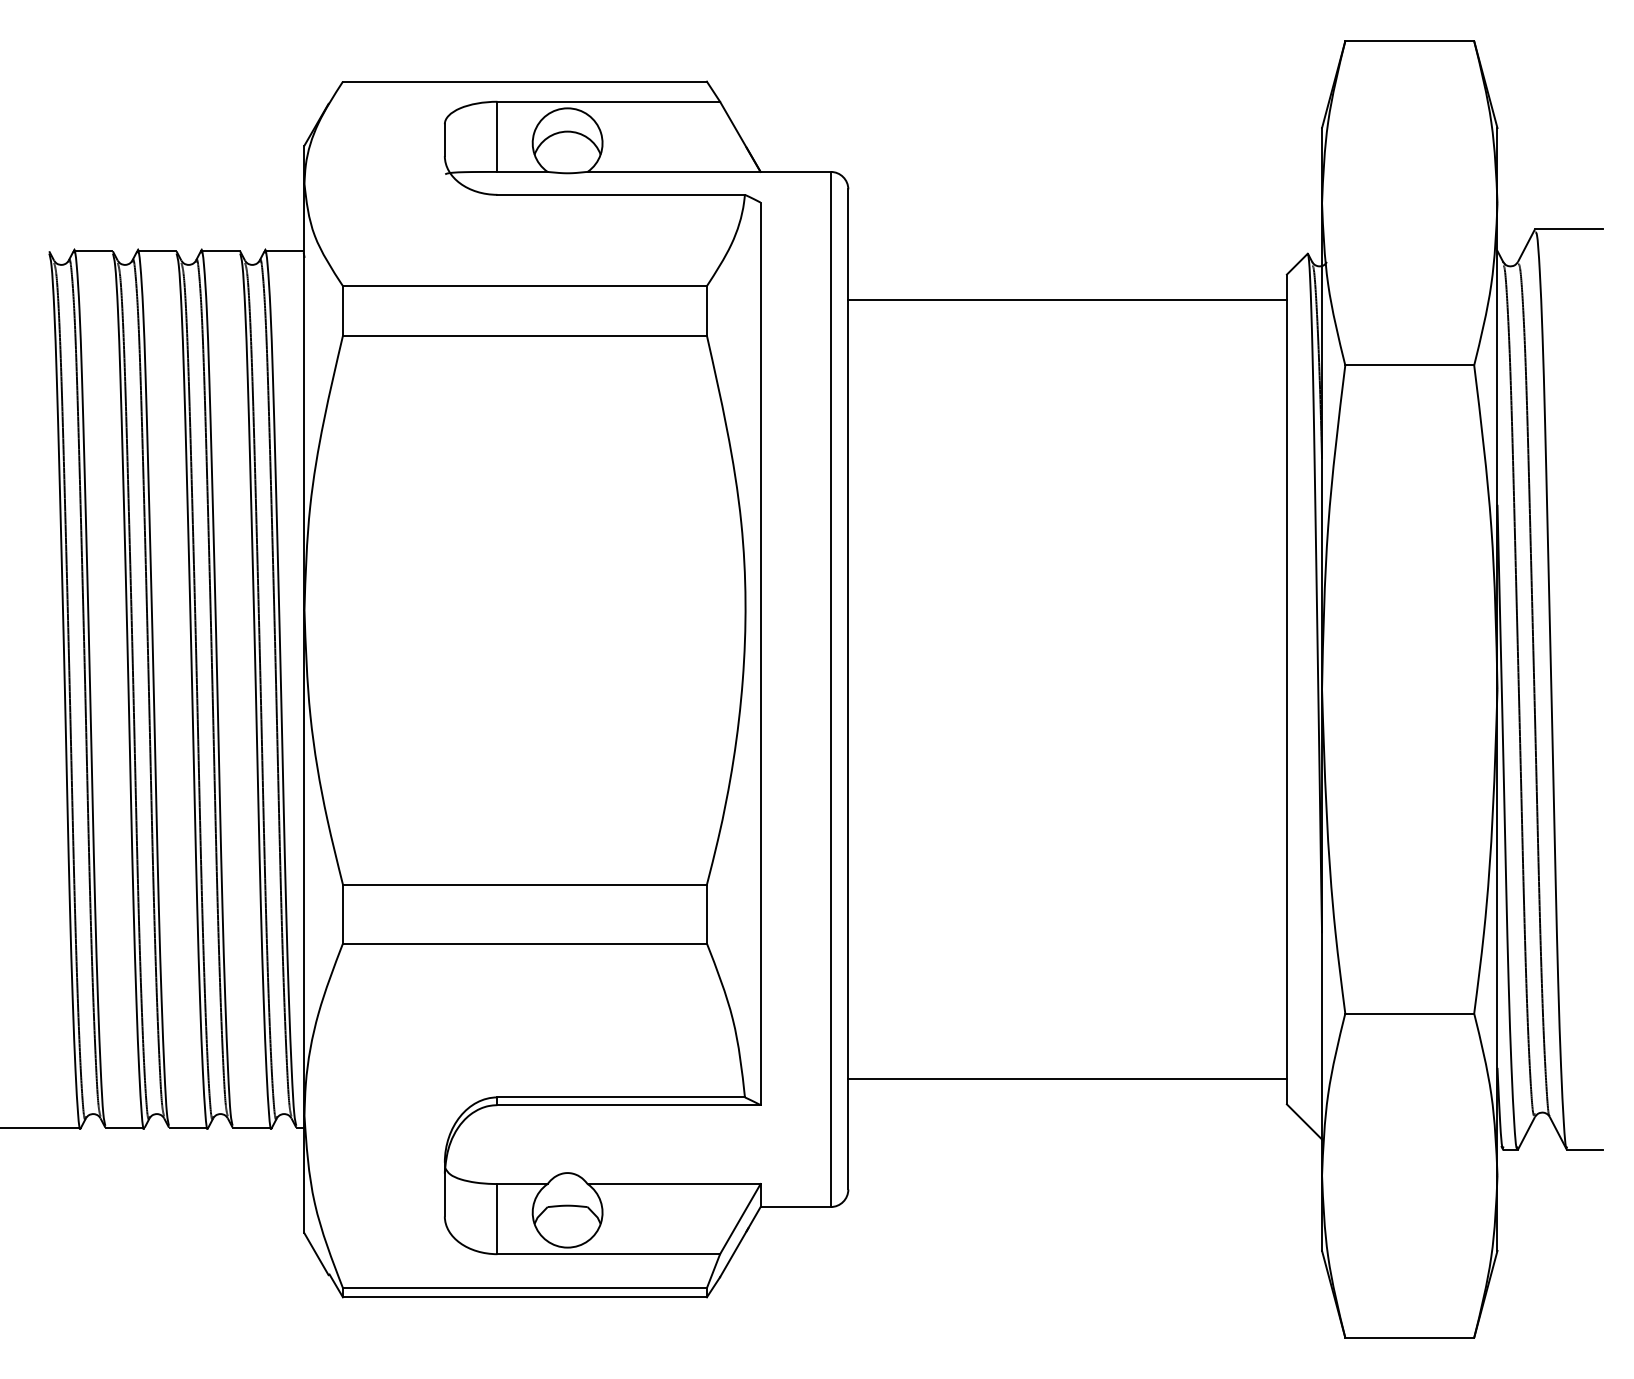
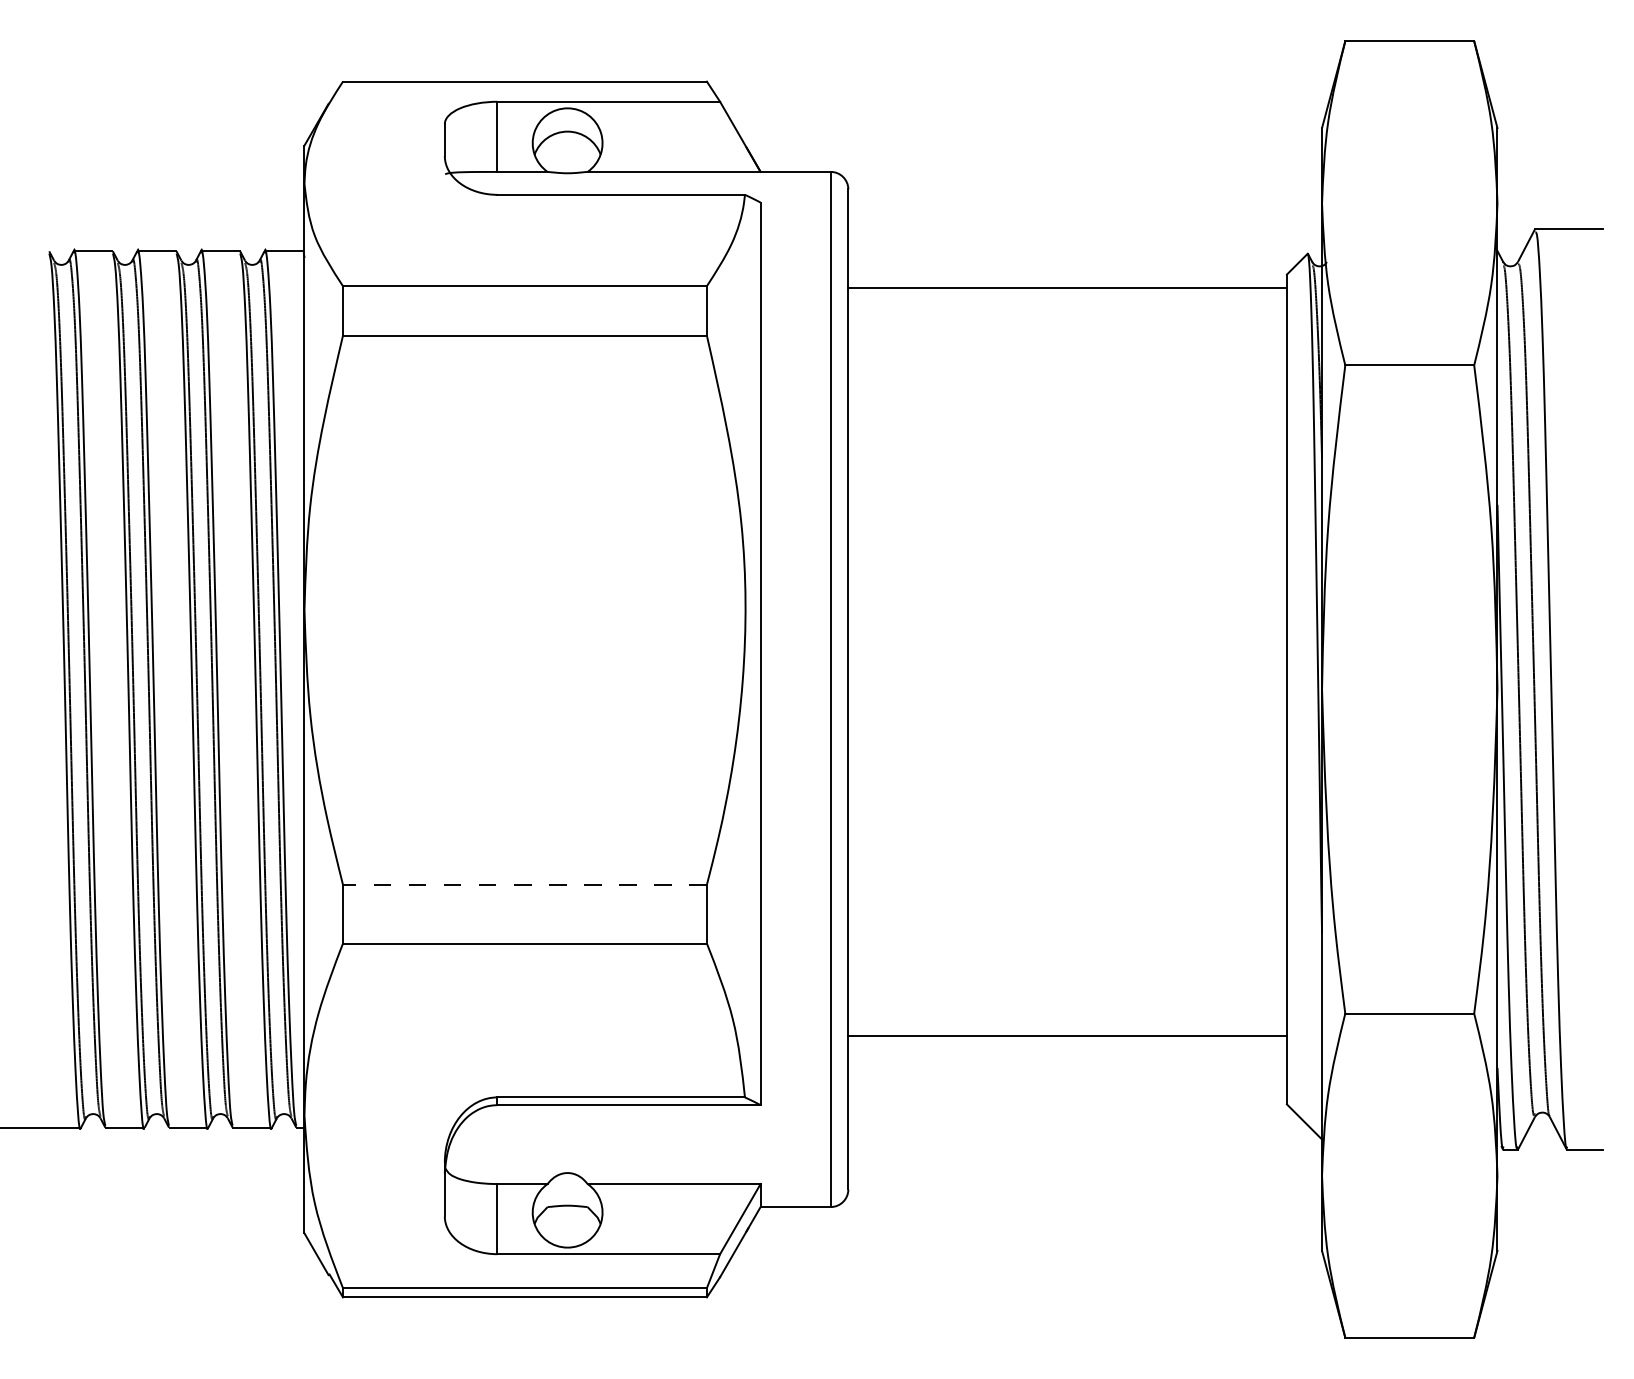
line position: (1067, 300) -> (1067, 288) (1067, 288)
line: solid -> dashed (524, 884)
line position: (1067, 1078) -> (1067, 1035) (1067, 1035)
